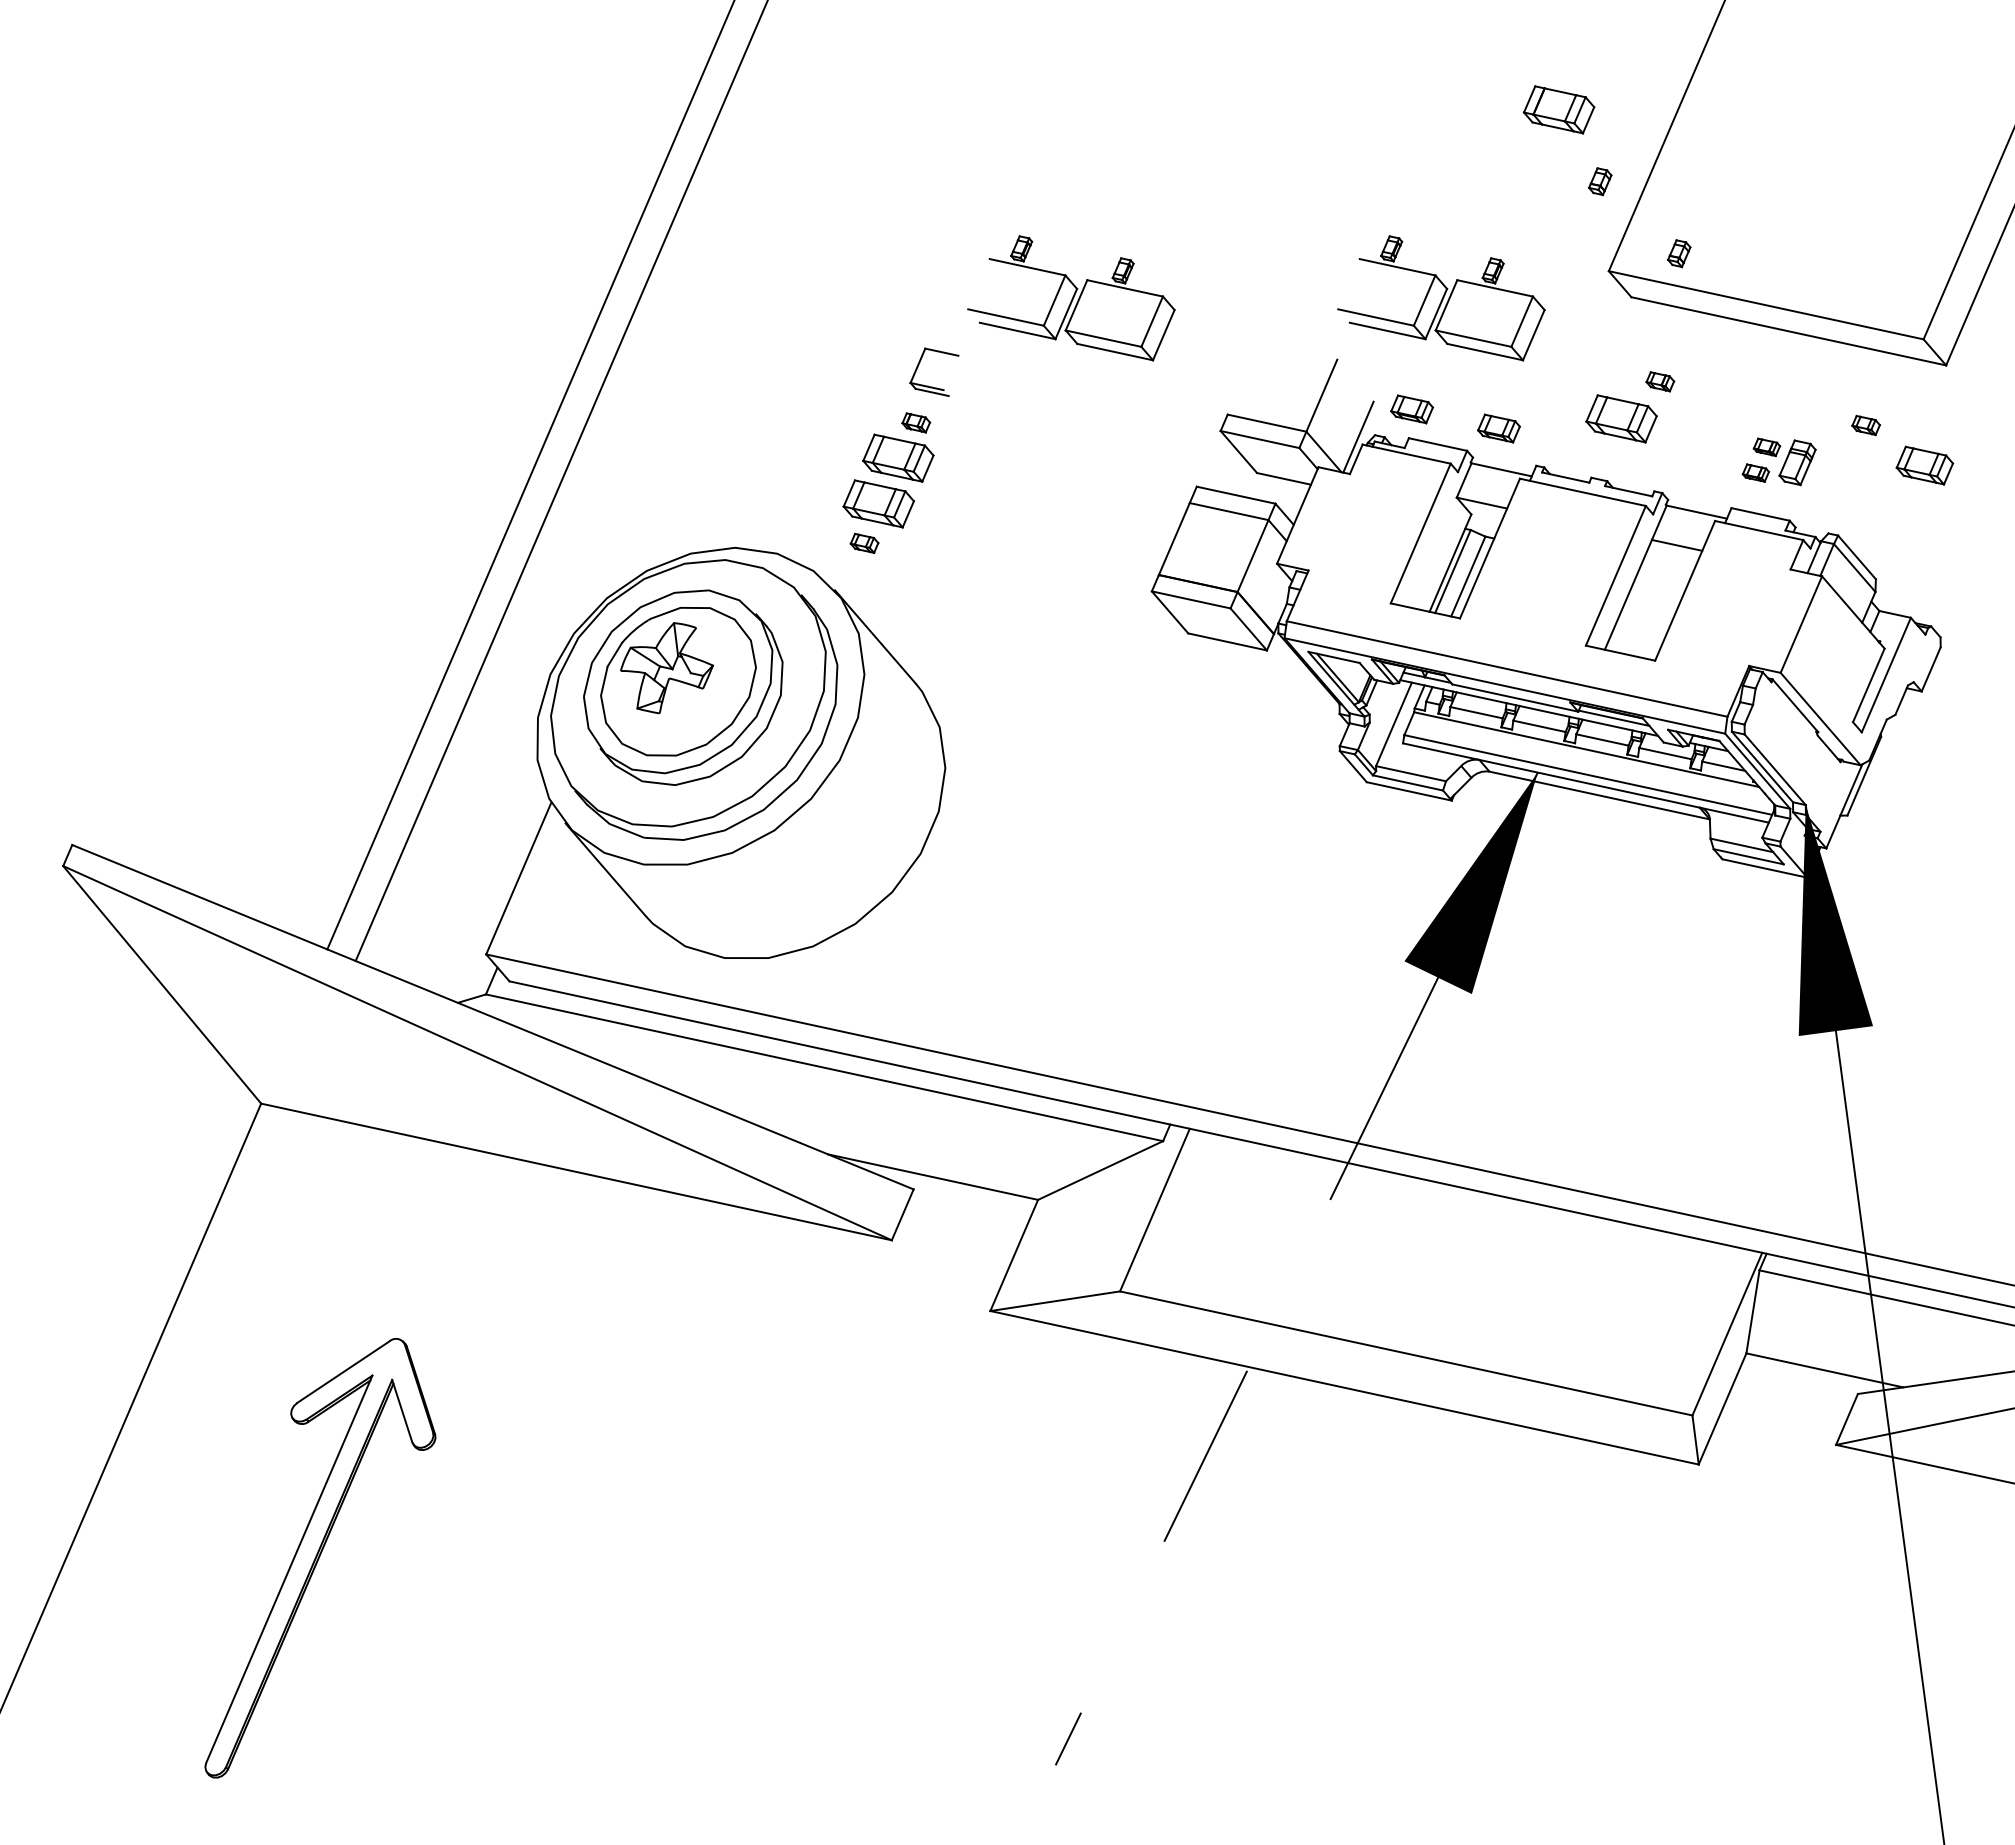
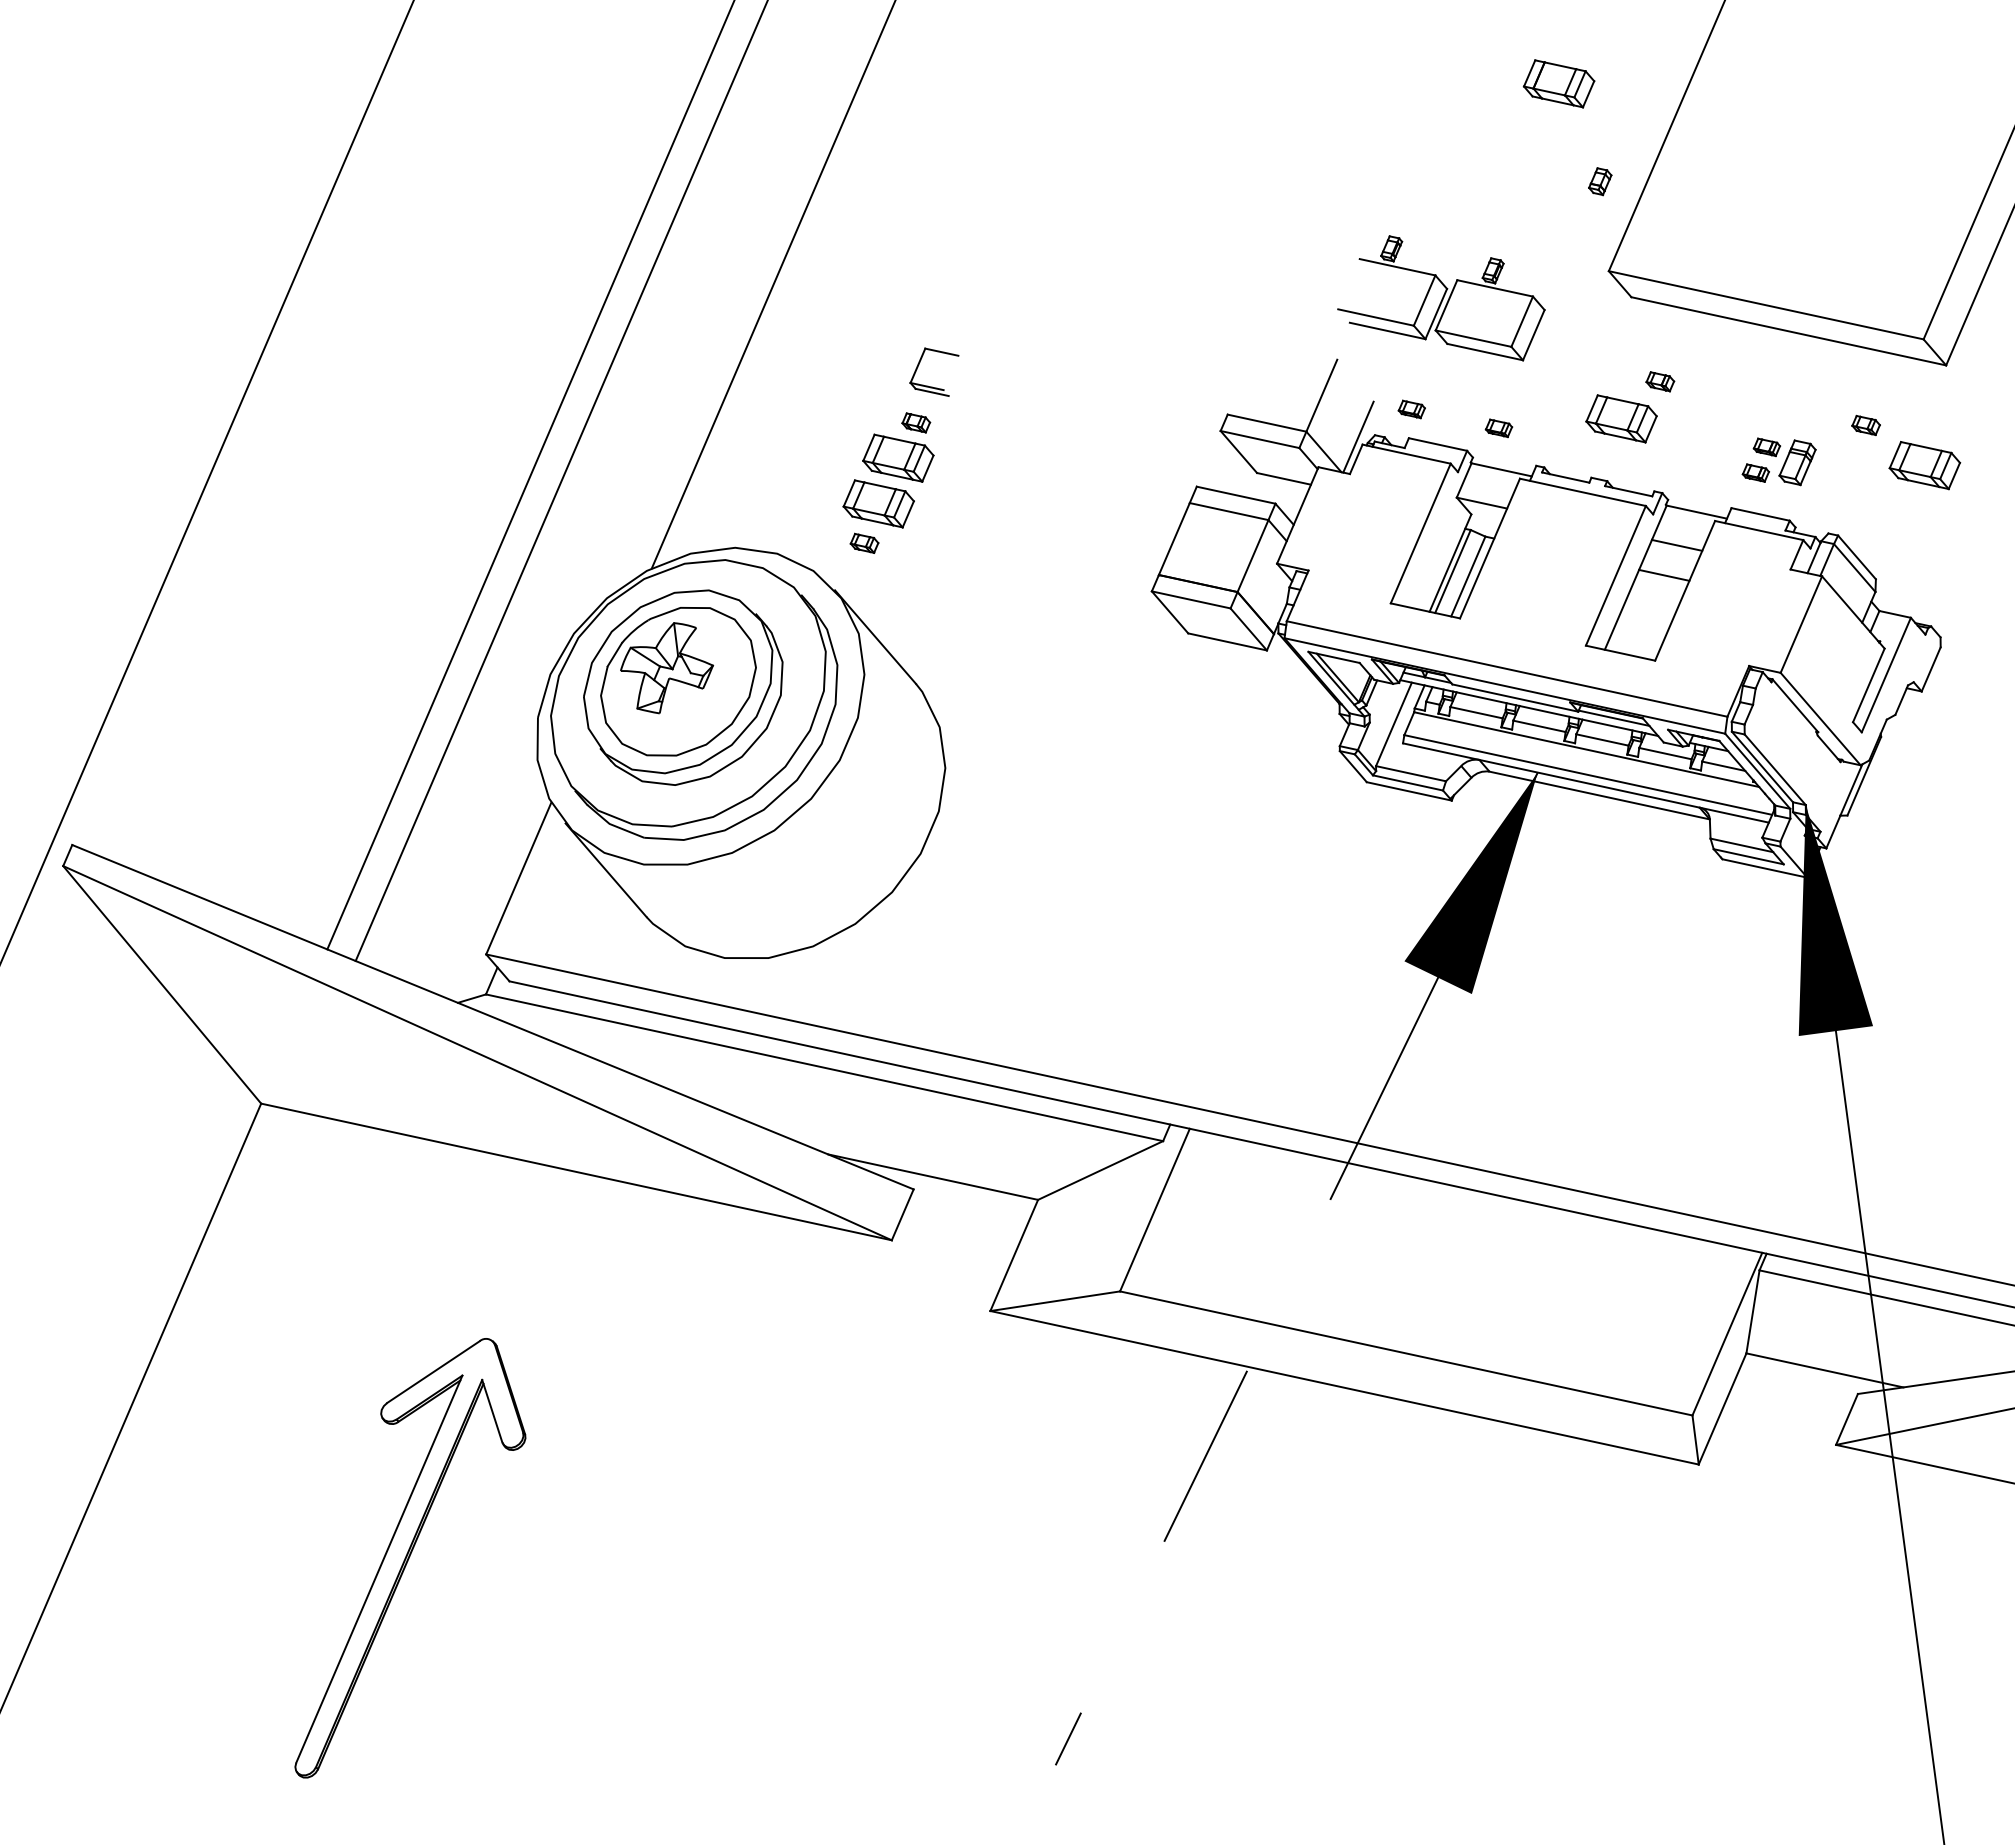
part position: (1558, 109) -> (1558, 83) (1558, 83)
part: present -> none (1679, 253)
line: none -> present (772, 285)
part: present -> none (1071, 298)
part size: 45x31 px -> 29x21 px (1411, 409)
part size: 44x31 px -> 30x20 px (1498, 427)
part size: 60x41 px -> 74x50 px (1924, 465)
line: none -> present (207, 480)
line: none -> present (1664, 574)
part position: (320, 1558) -> (410, 1558) (410, 1558)
